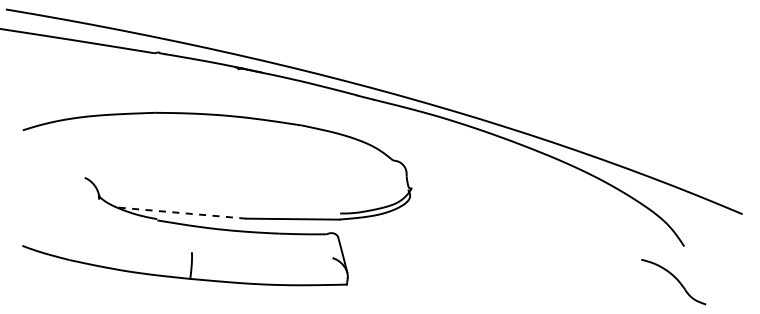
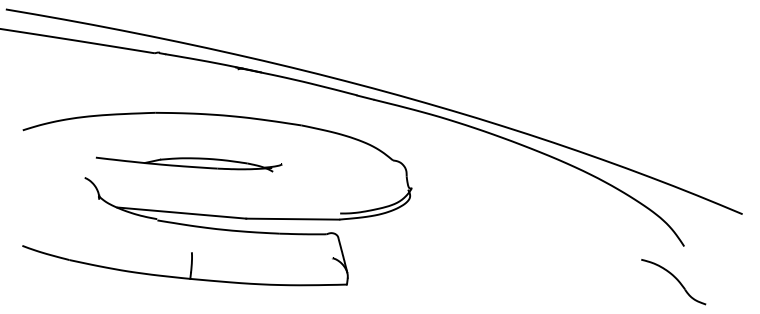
part: none -> present (189, 164)
line: dashed -> solid (181, 213)
